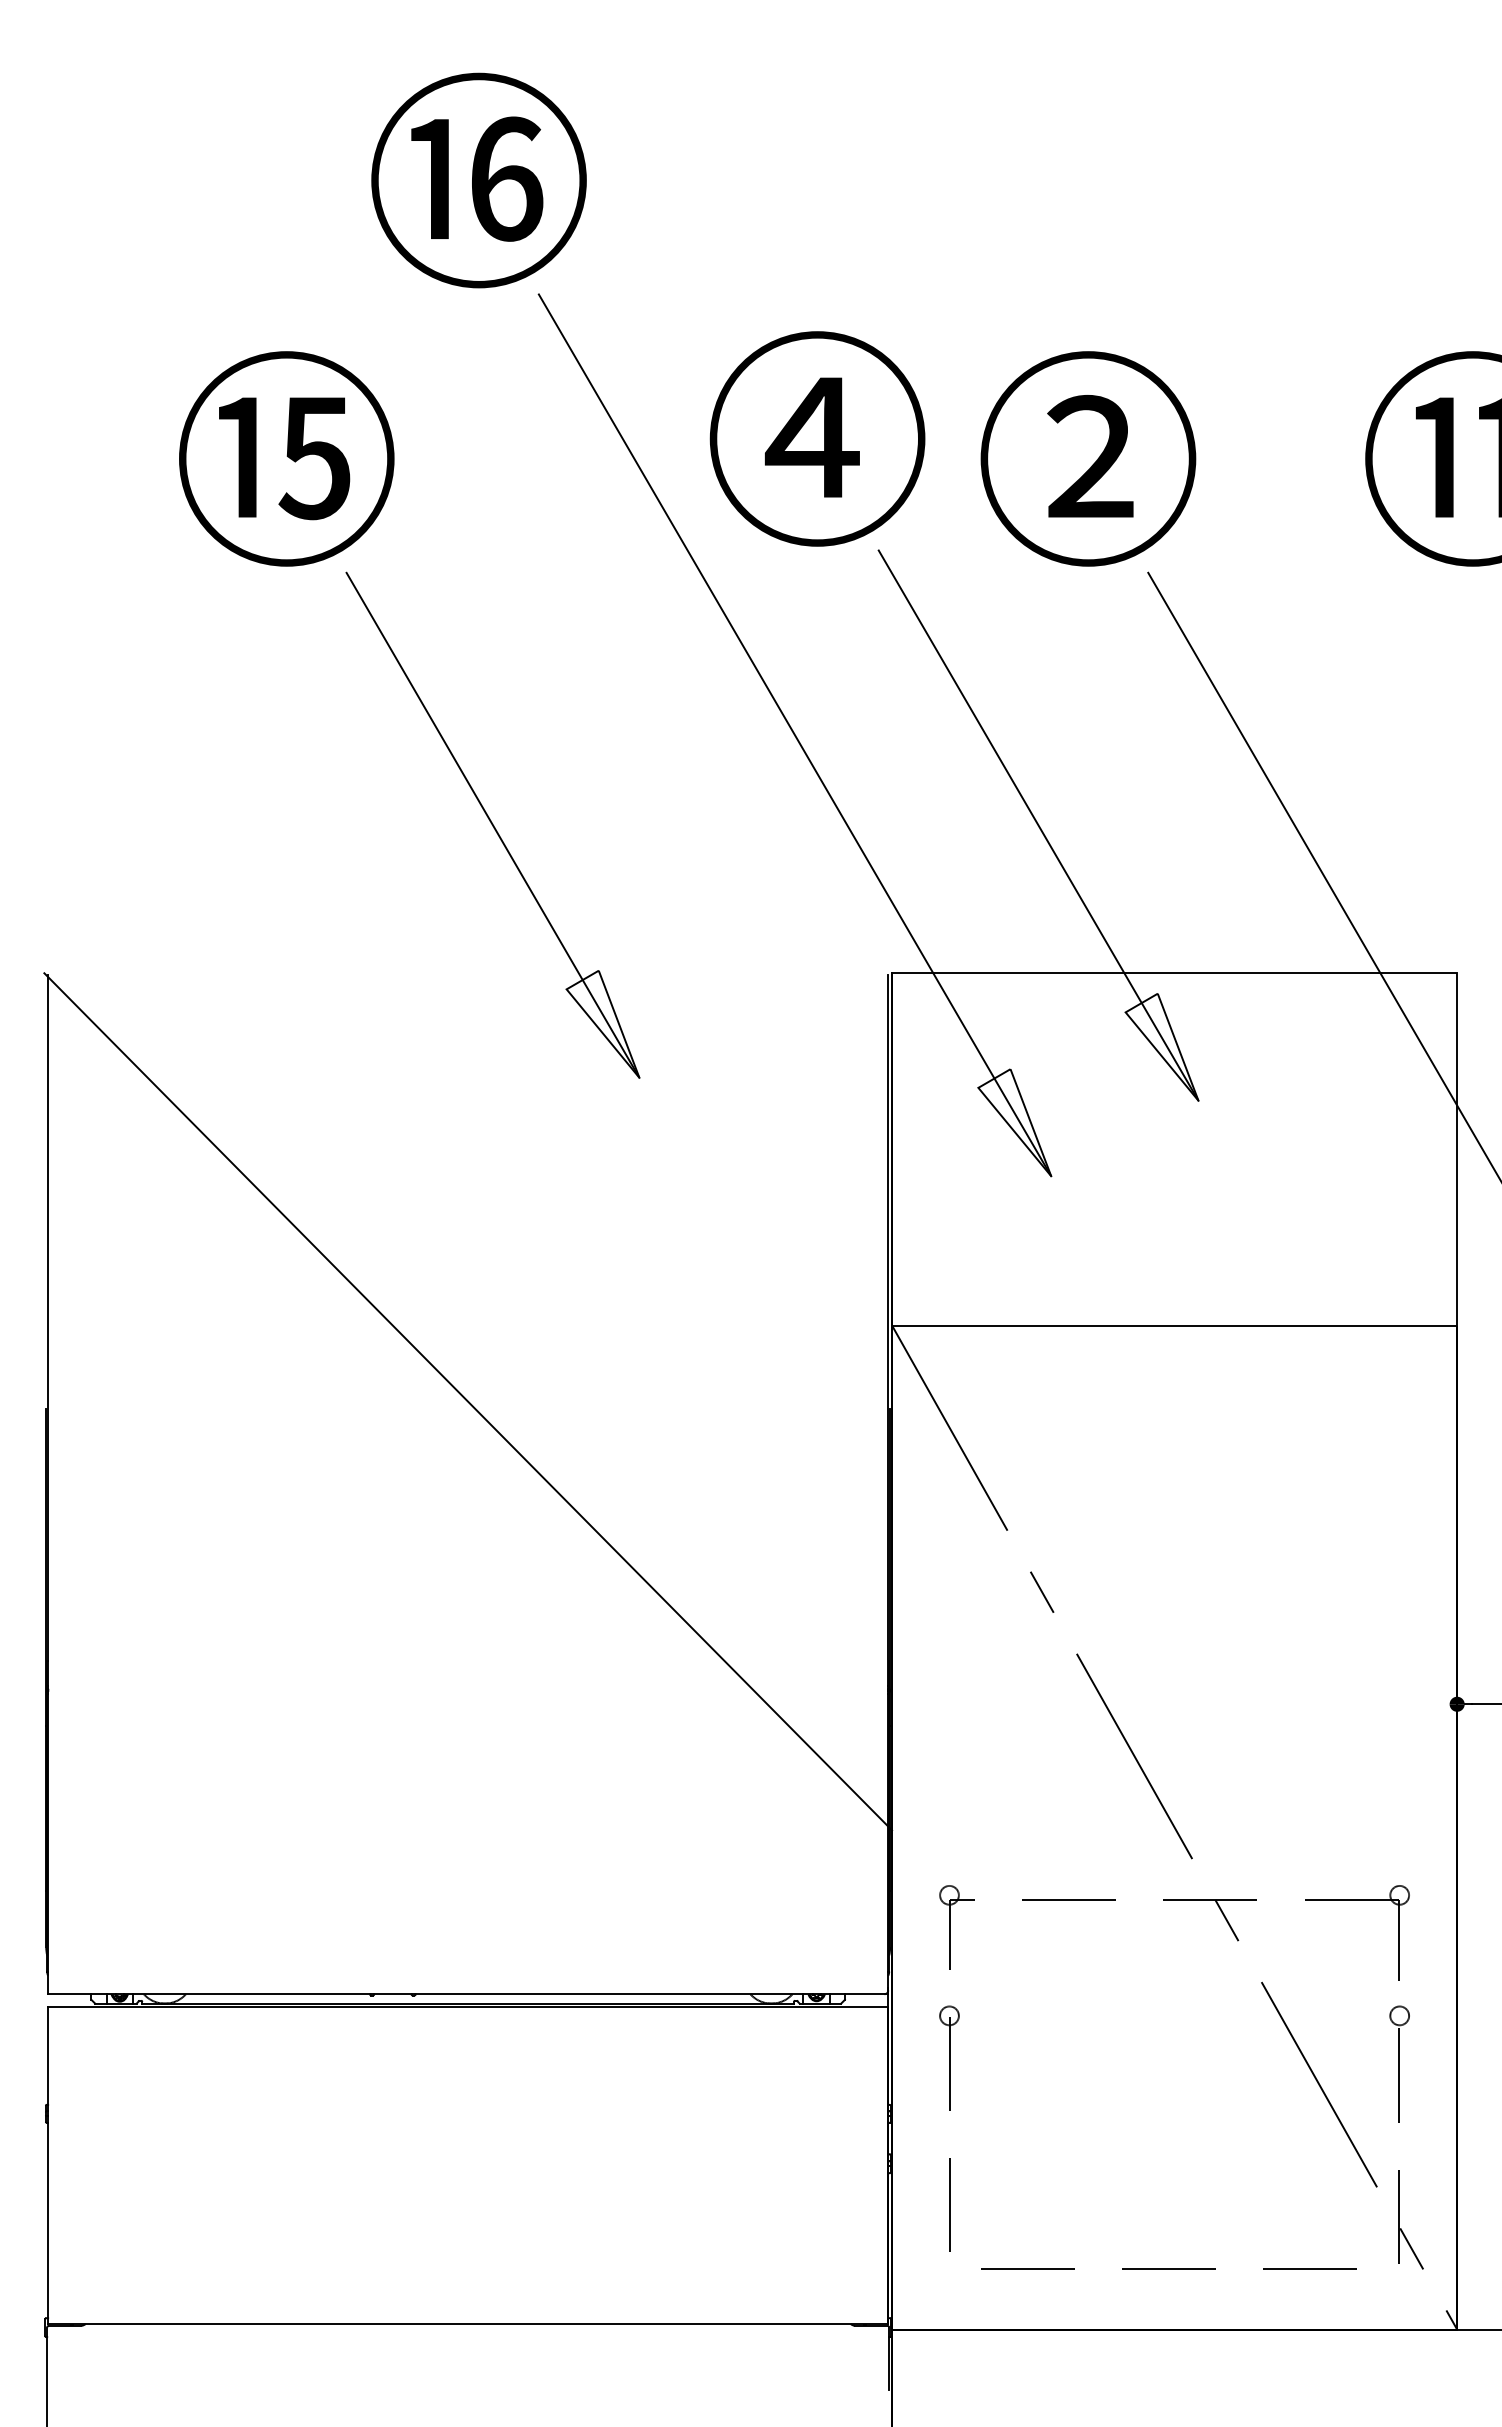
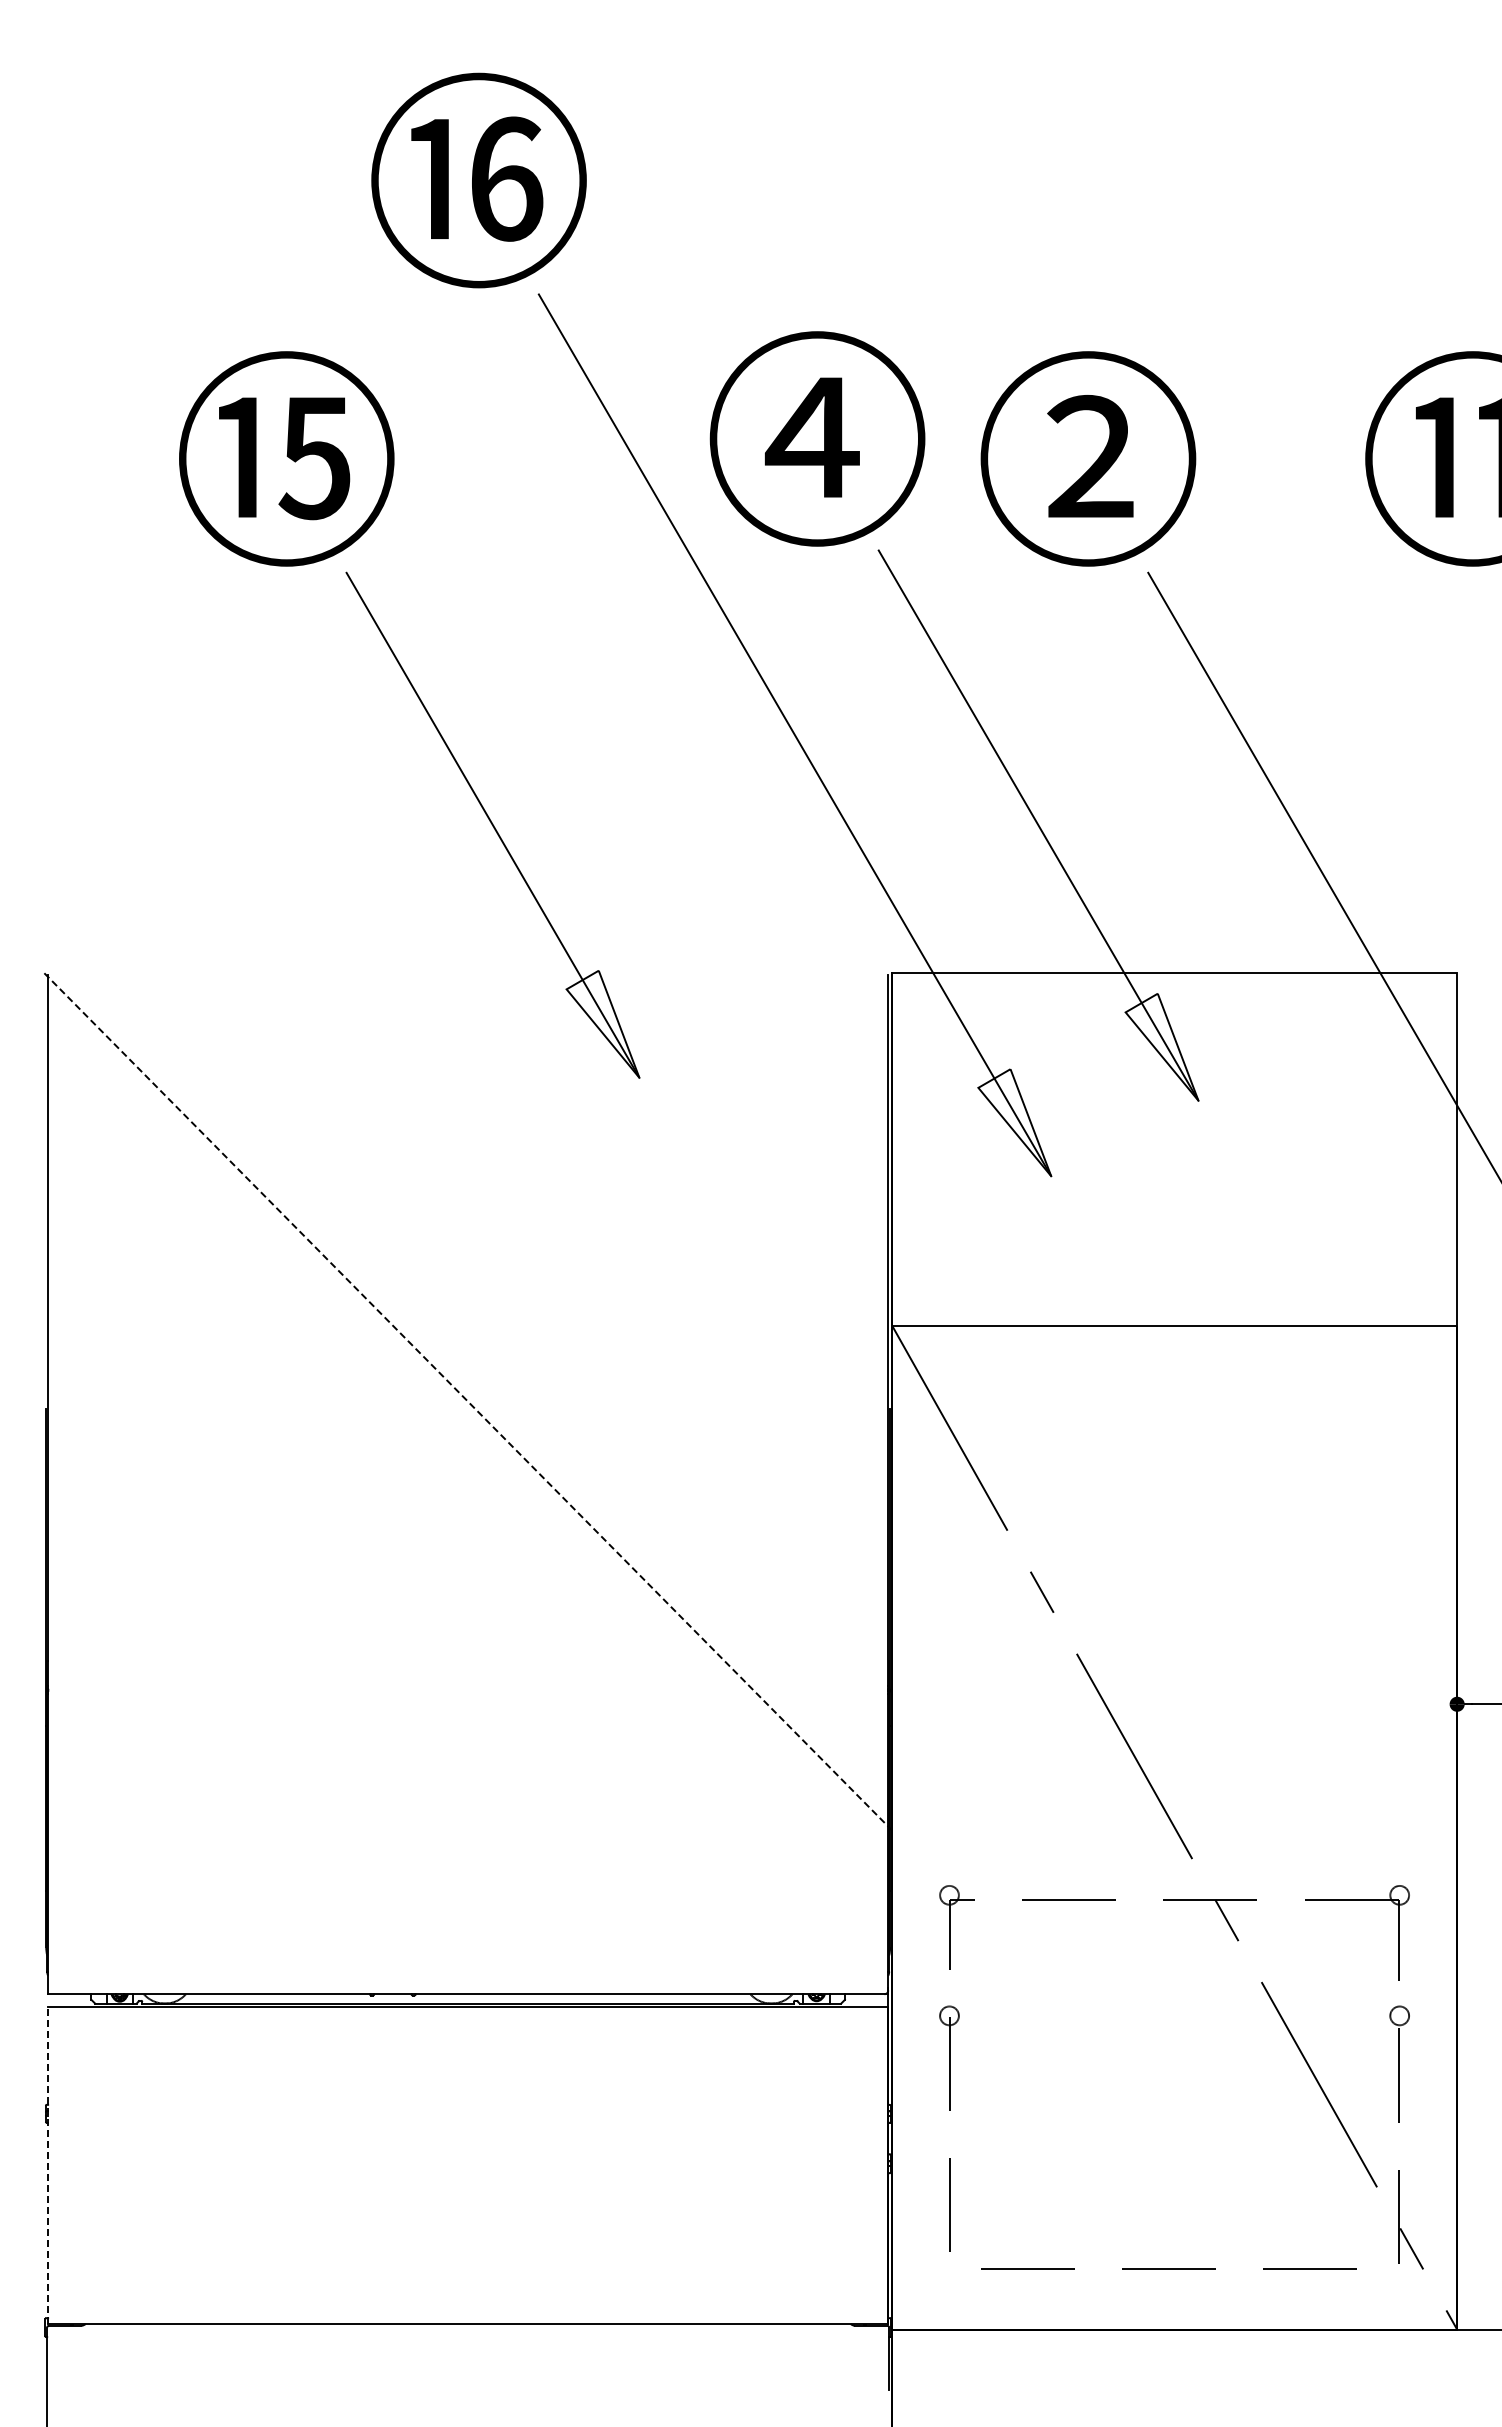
line: solid -> dashed (468, 1401)
line: solid -> dashed (48, 2165)
